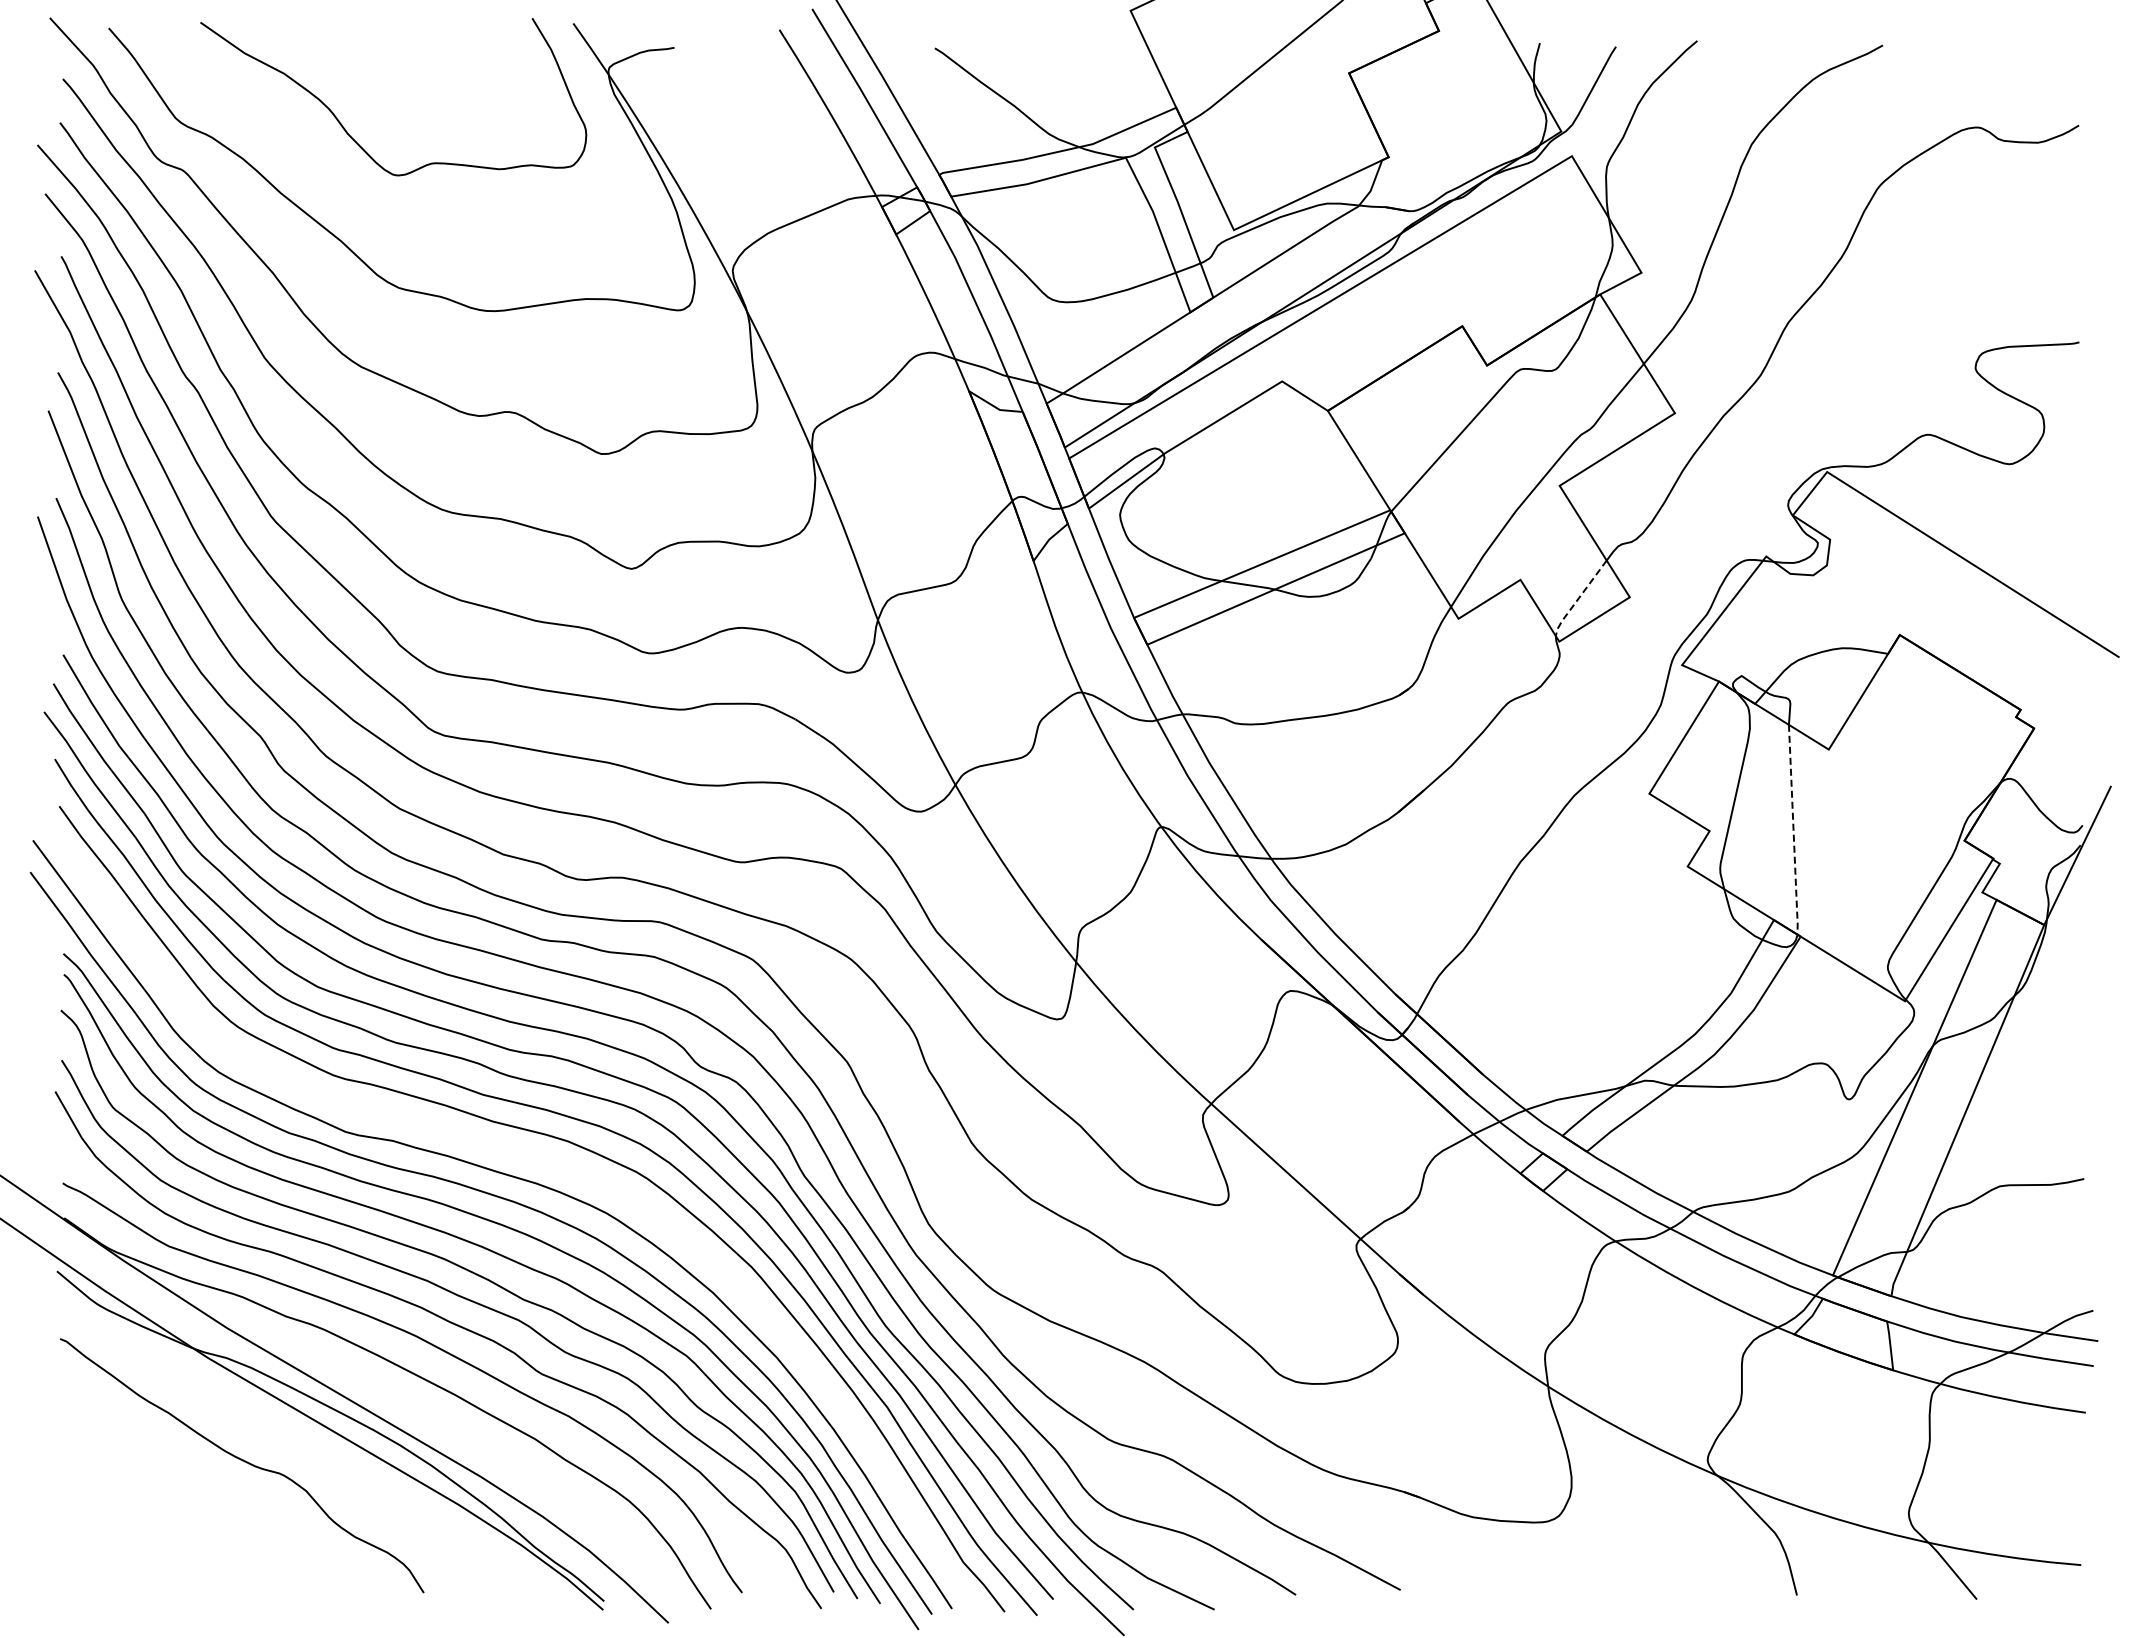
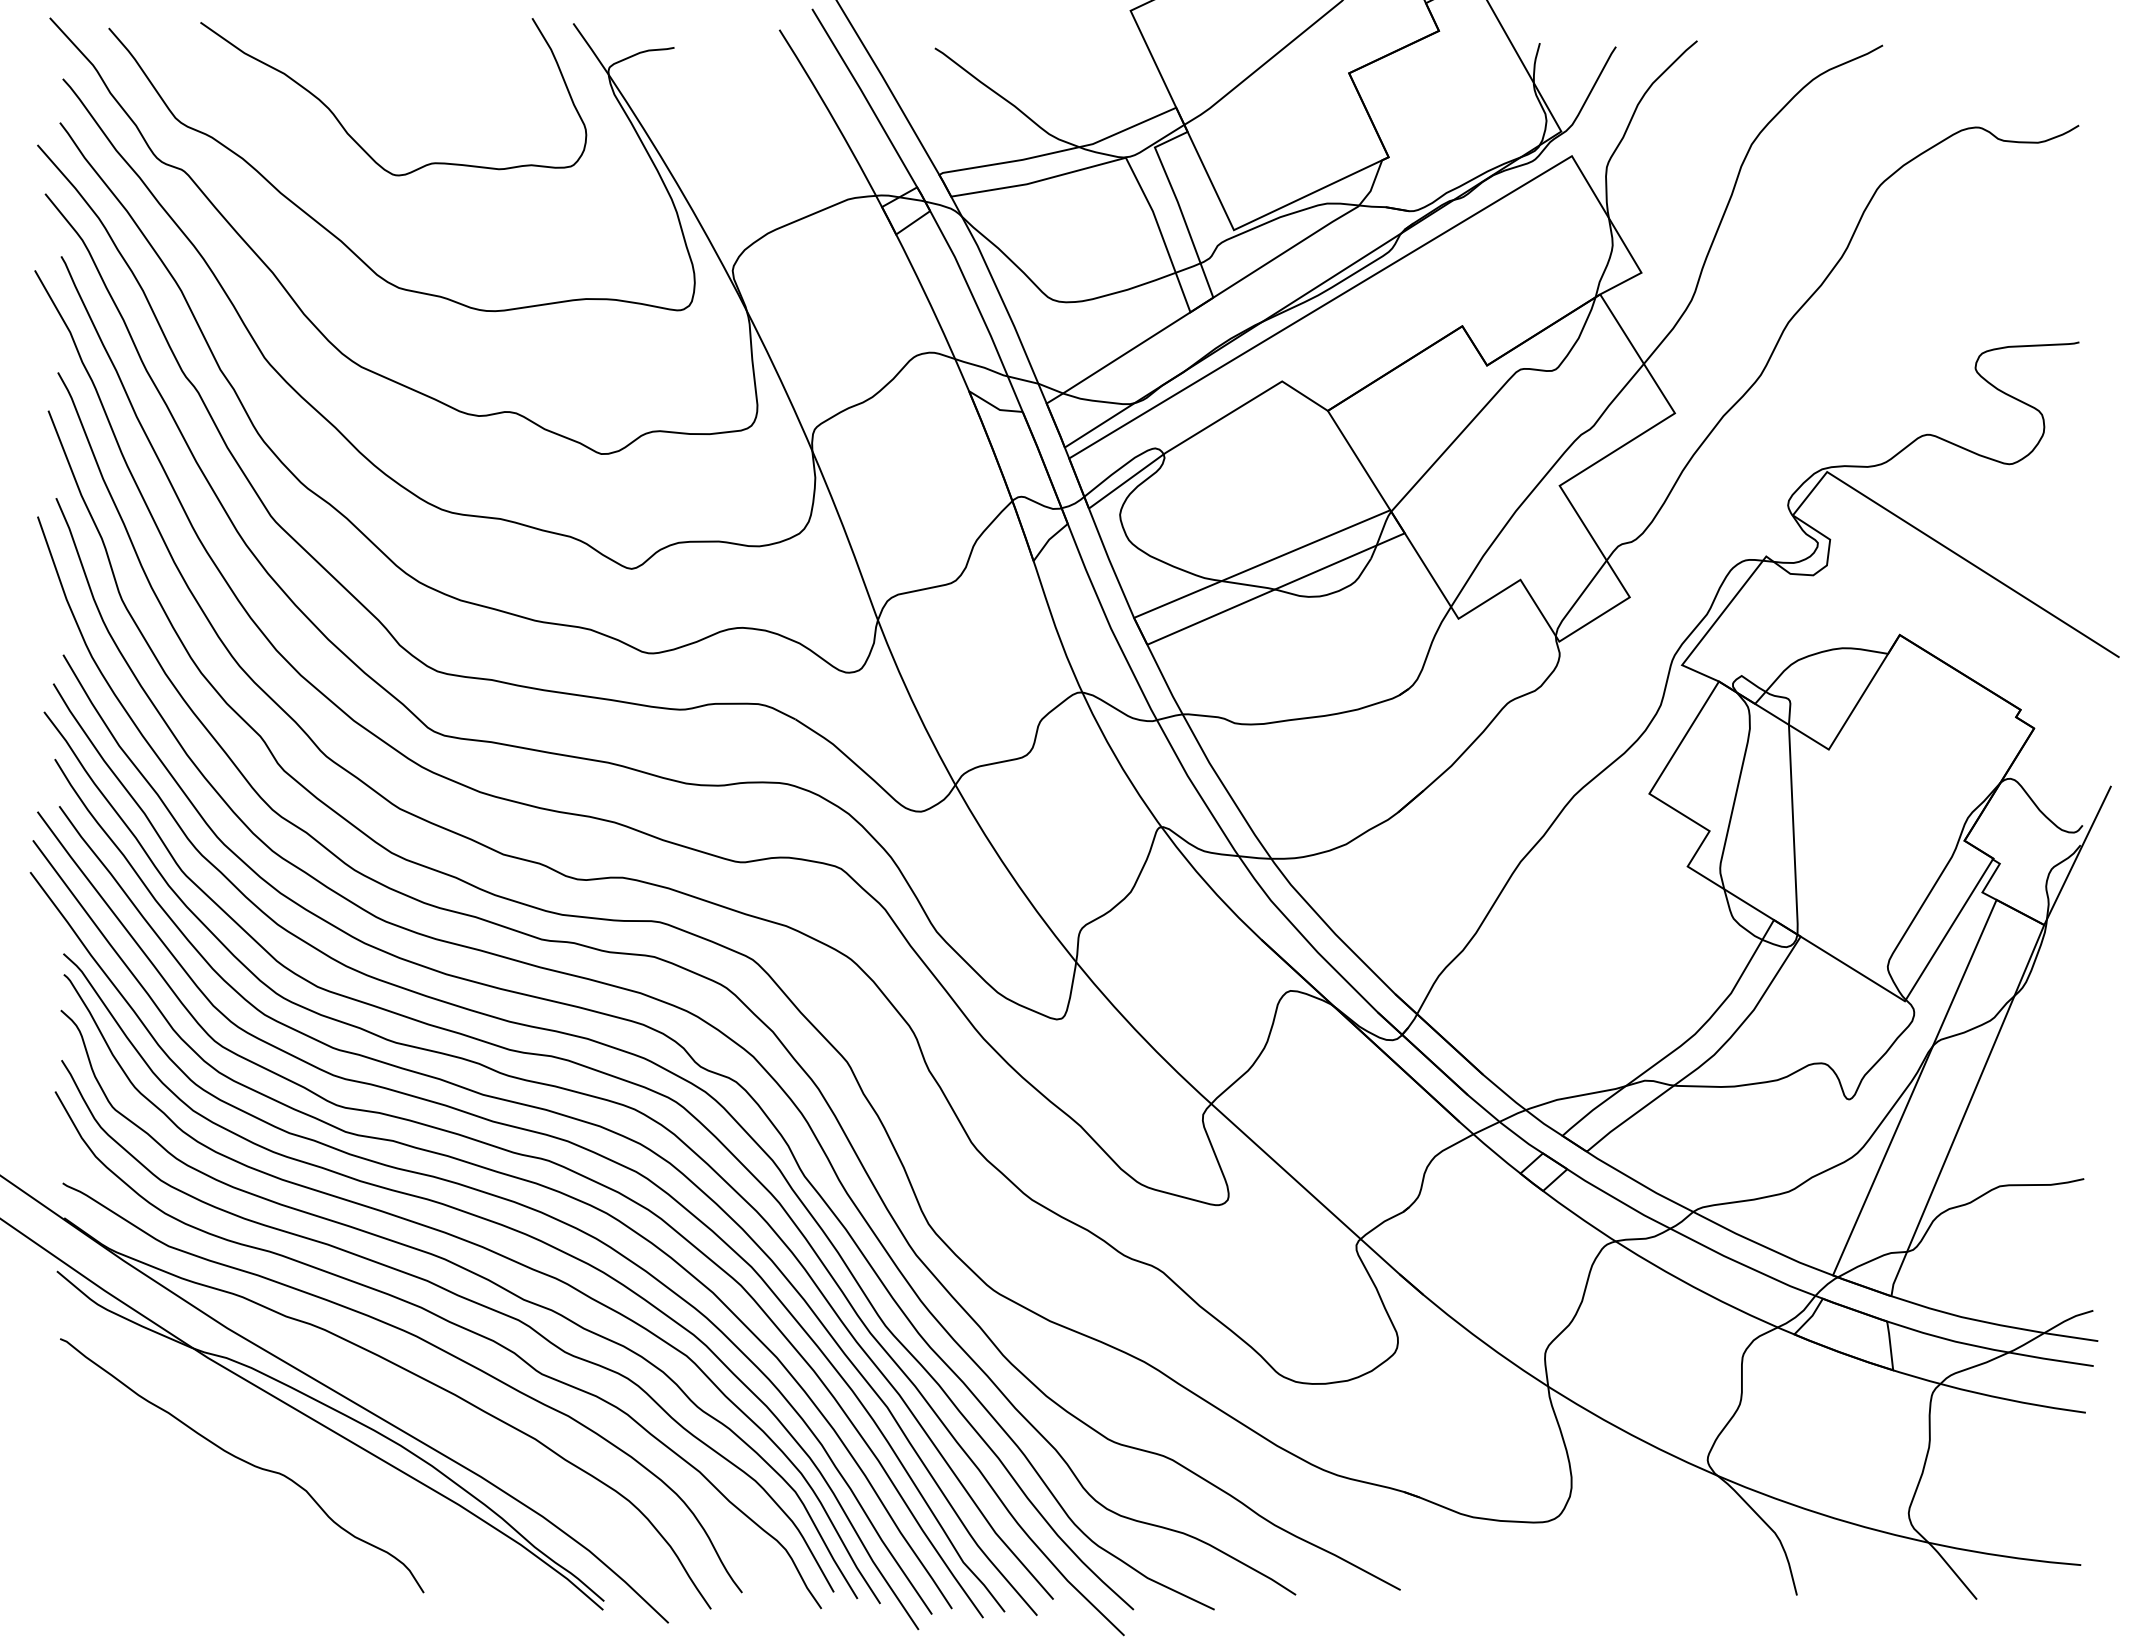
line: dashed -> solid (1578, 599)
line: dashed -> solid (1793, 830)
curve: none -> present (524, 1156)
